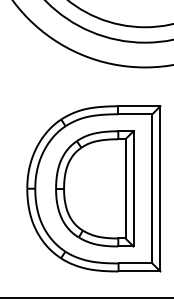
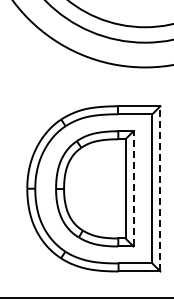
line: solid -> dashed (133, 188)
line: solid -> dashed (160, 188)
